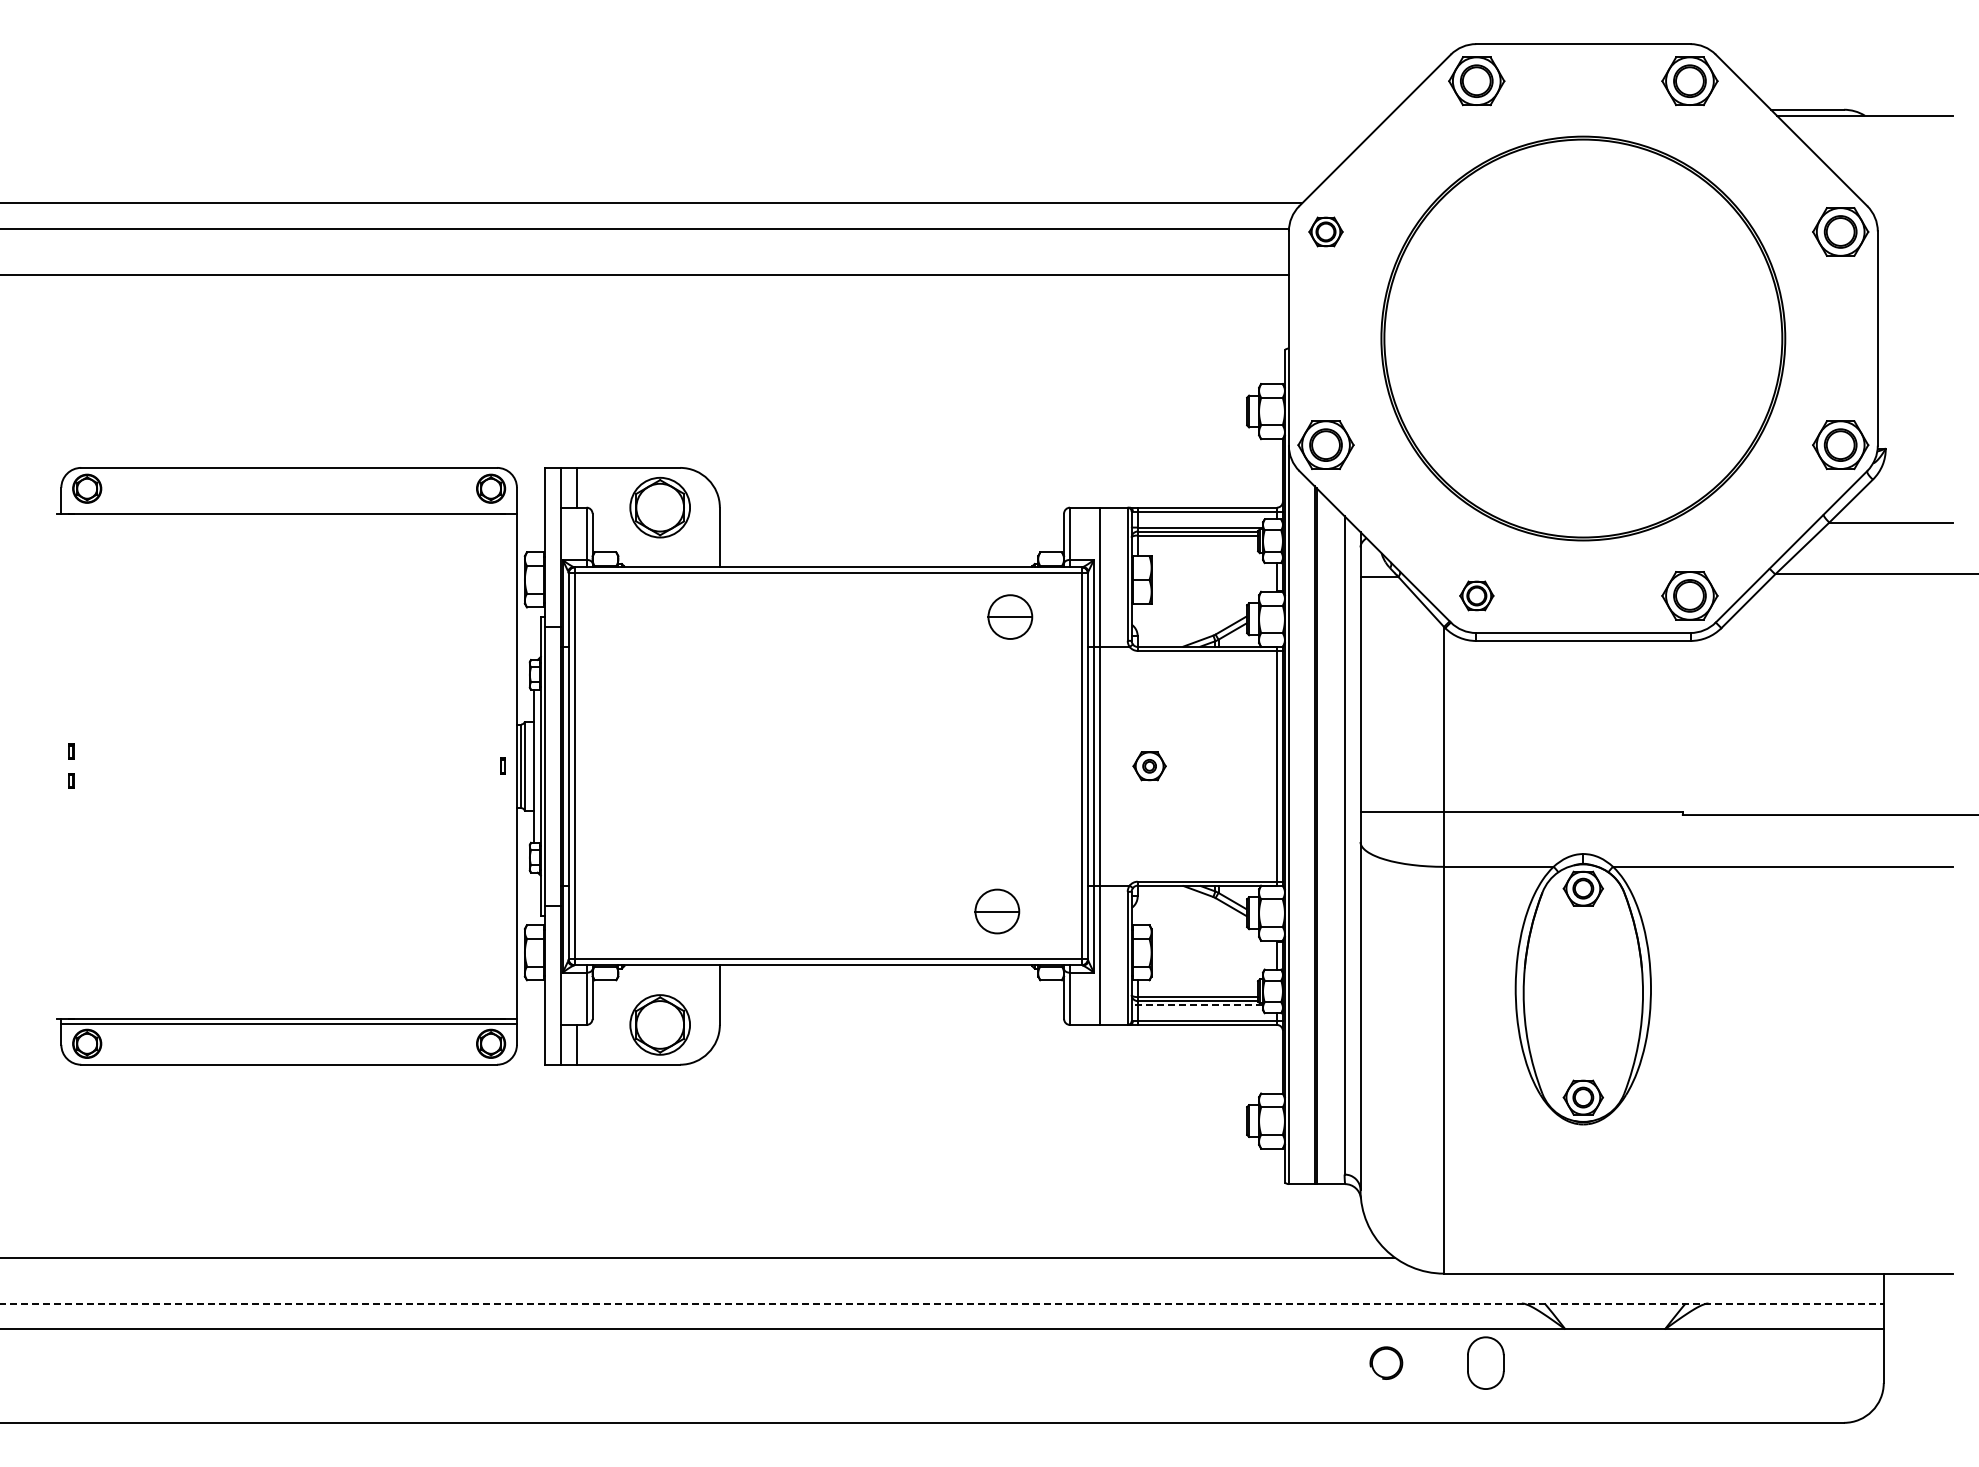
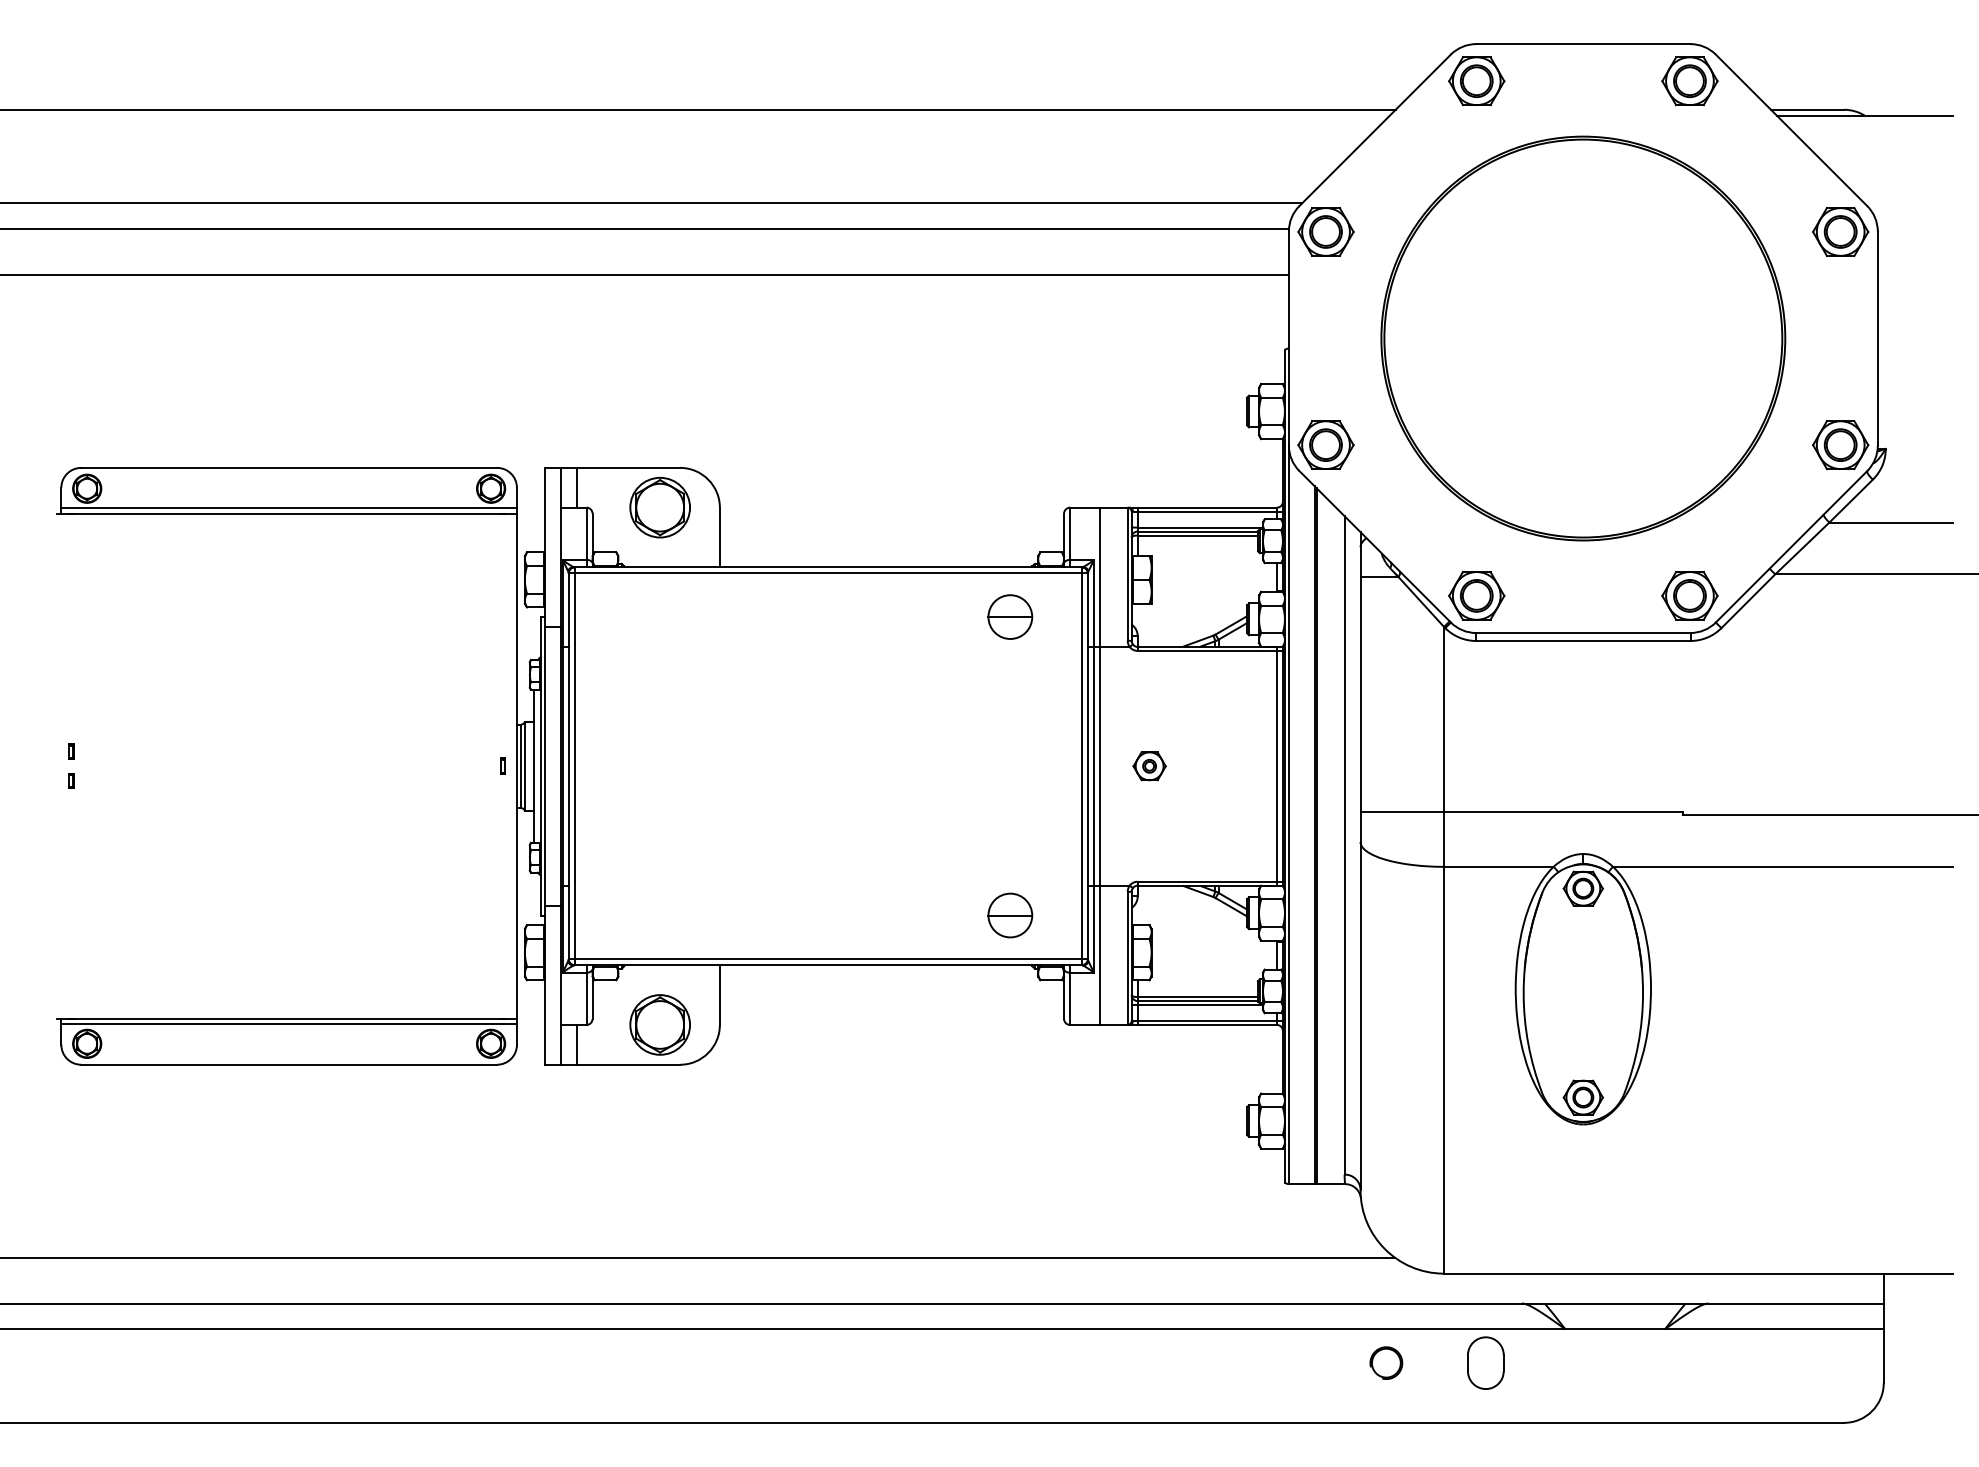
line: none -> present (698, 109)
part size: 36x32 px -> 58x50 px (1325, 231)
line: none -> present (288, 508)
part size: 36x32 px -> 58x50 px (1476, 595)
part position: (997, 911) -> (1010, 915) (1010, 915)
line: dashed -> solid (1197, 1005)
line: dashed -> solid (941, 1303)
